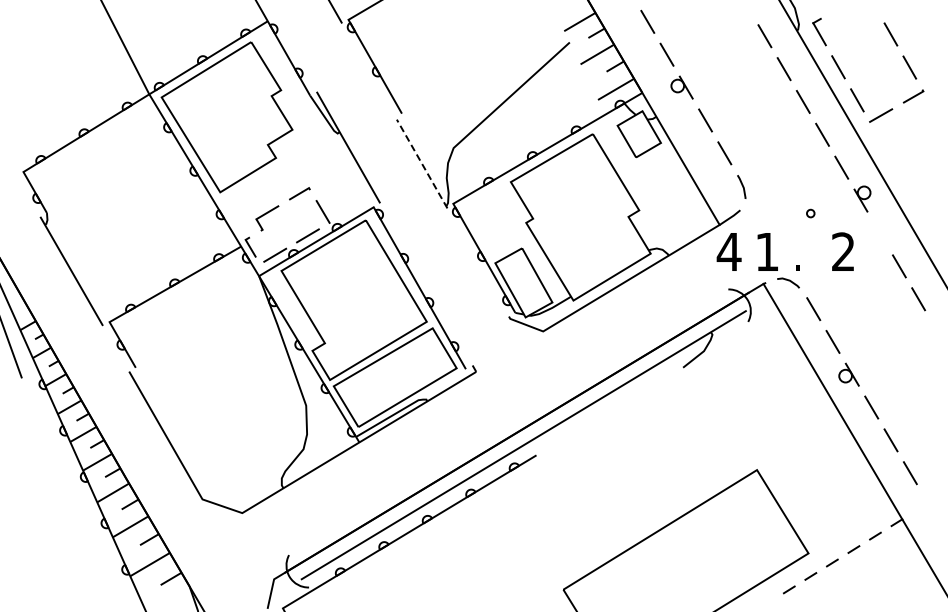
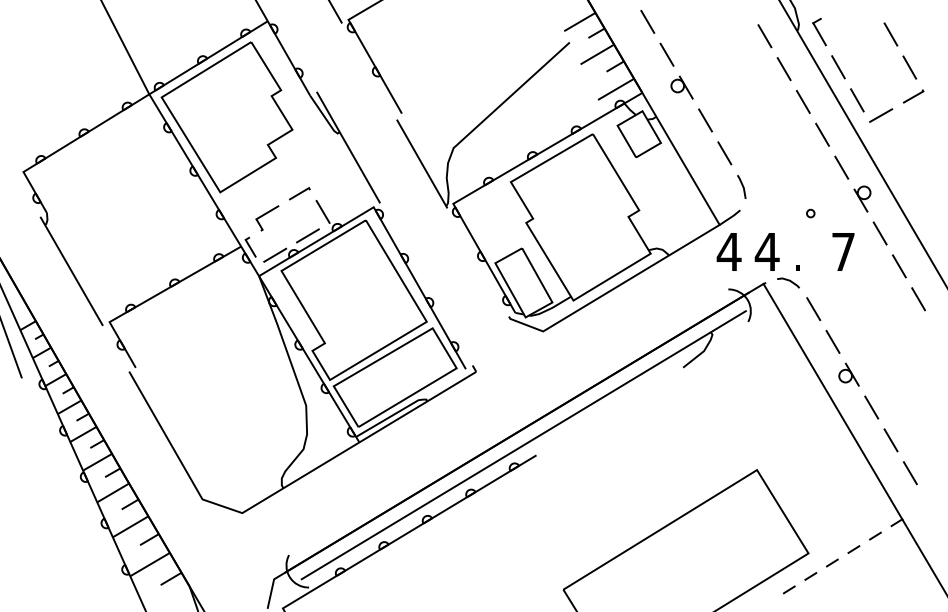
line: dashed -> solid (421, 163)
line: none -> present (879, 233)
text: 1 -> 4 (766, 251)
text: 2 -> 7 (843, 251)
